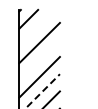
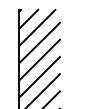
line: none -> present (37, 27)
line: none -> present (39, 59)
line: dashed -> solid (43, 91)
